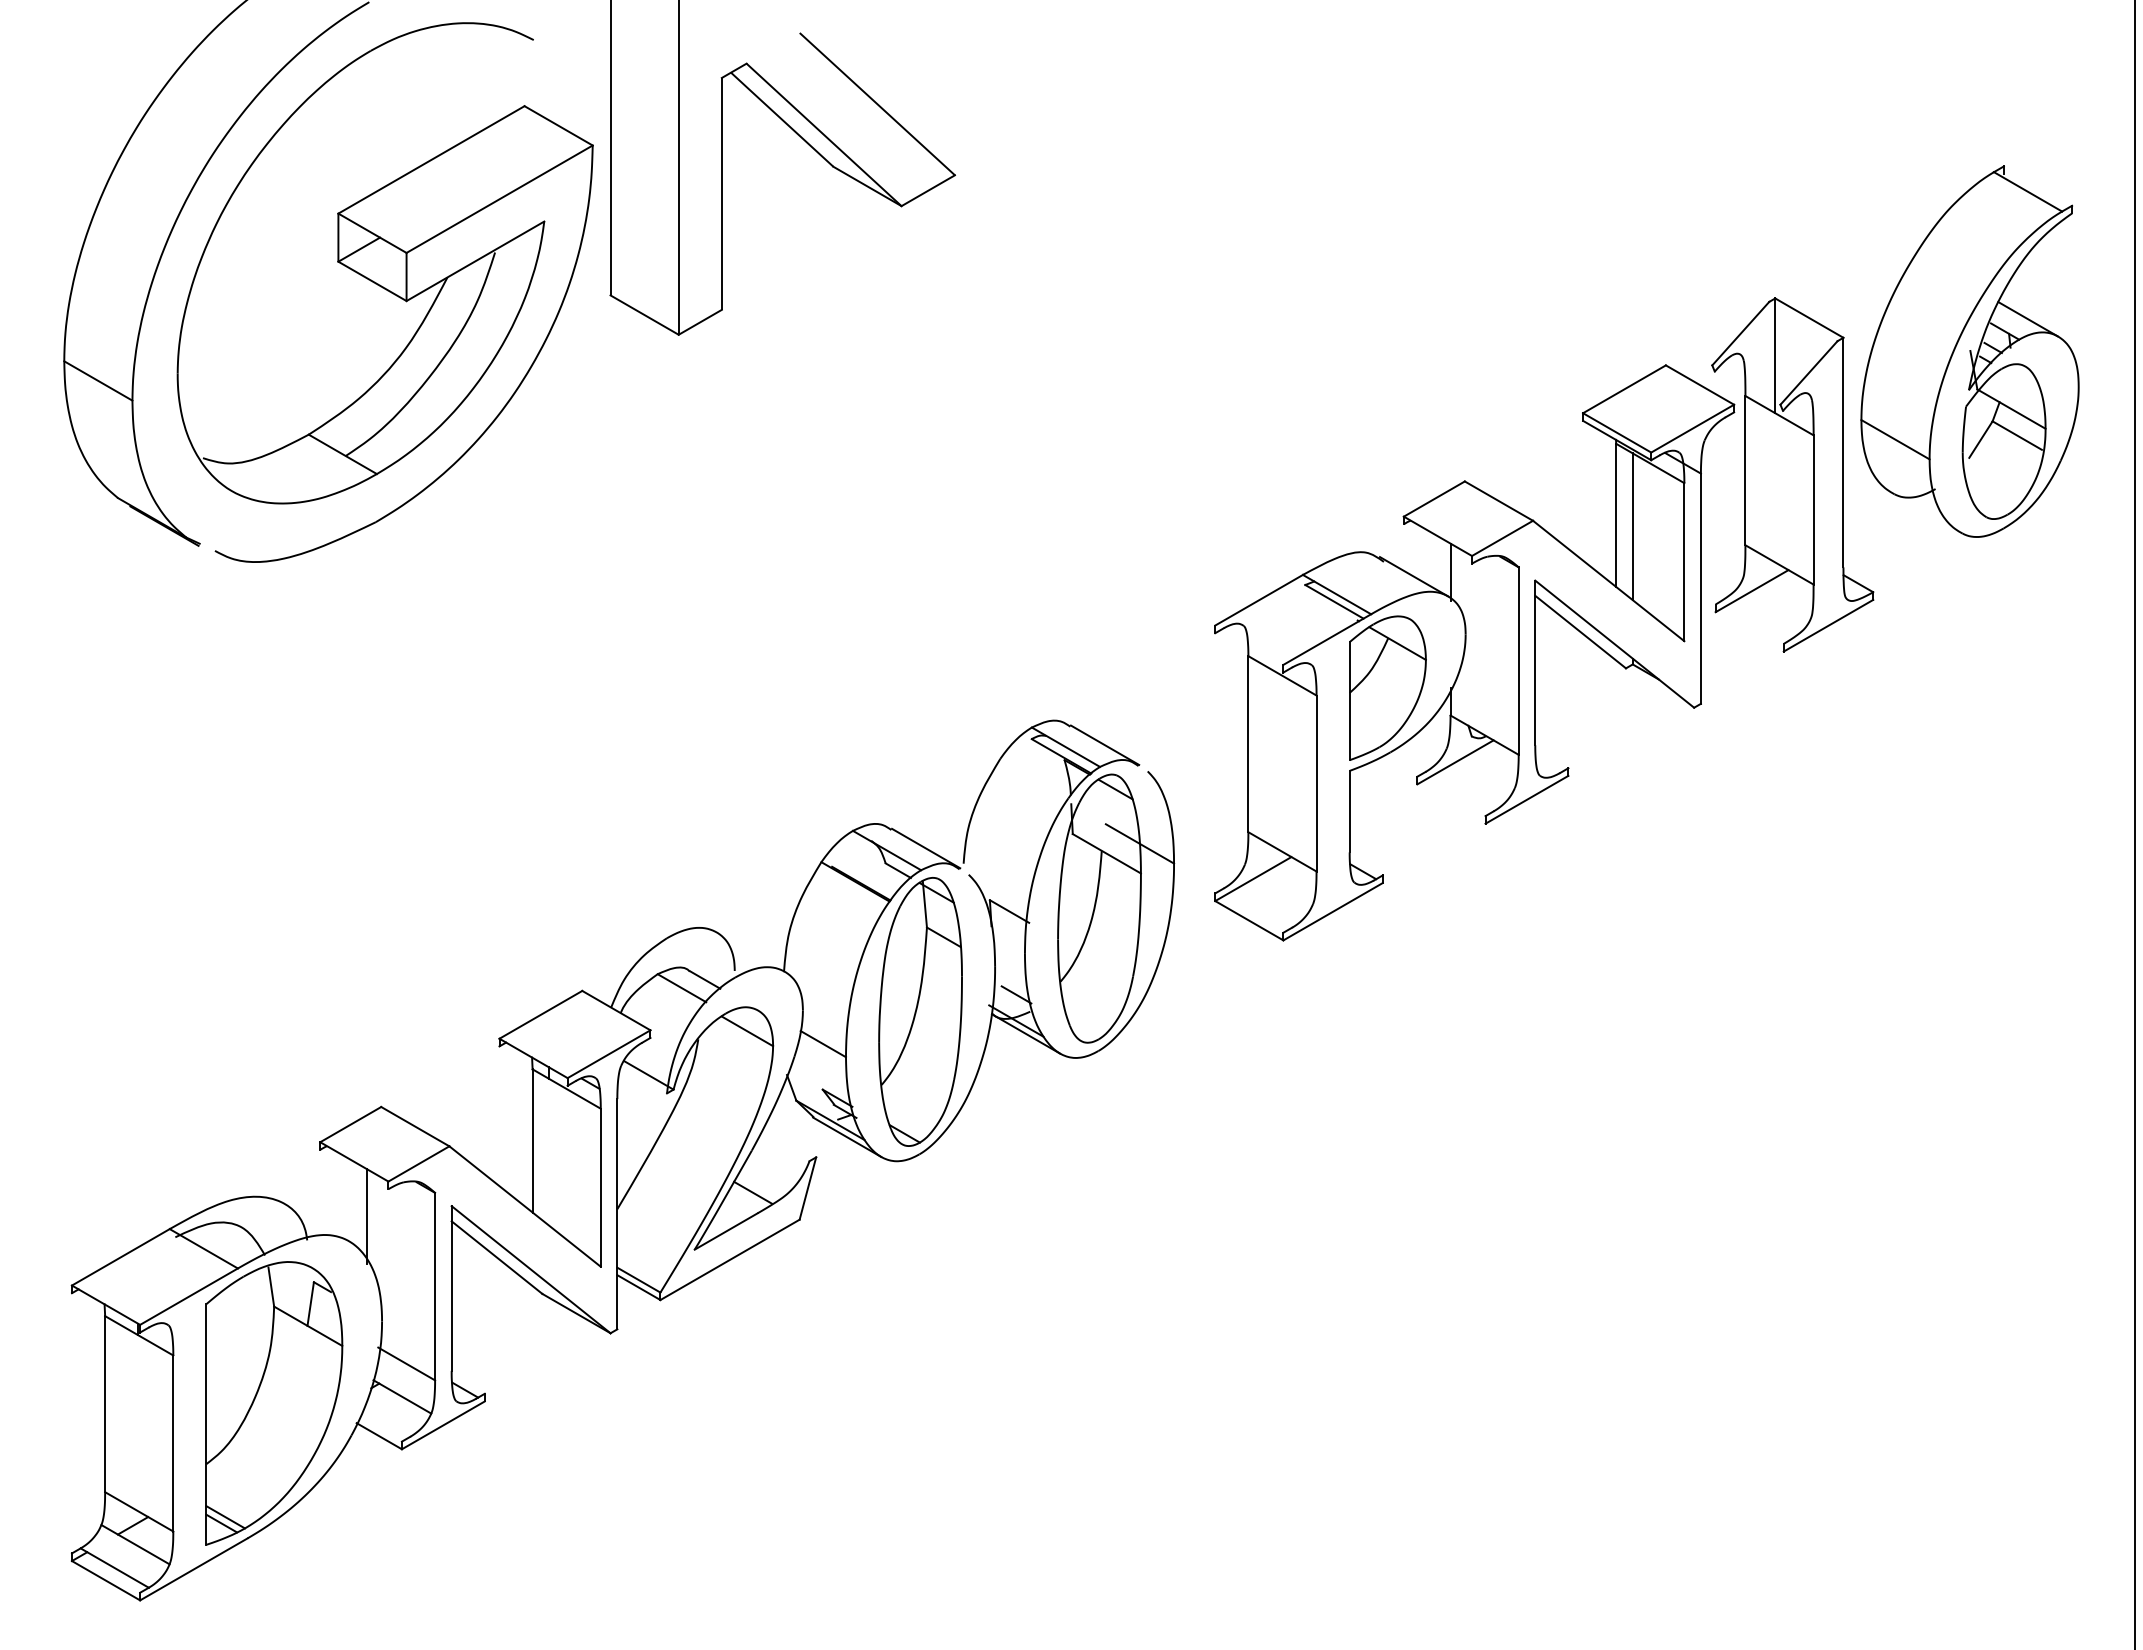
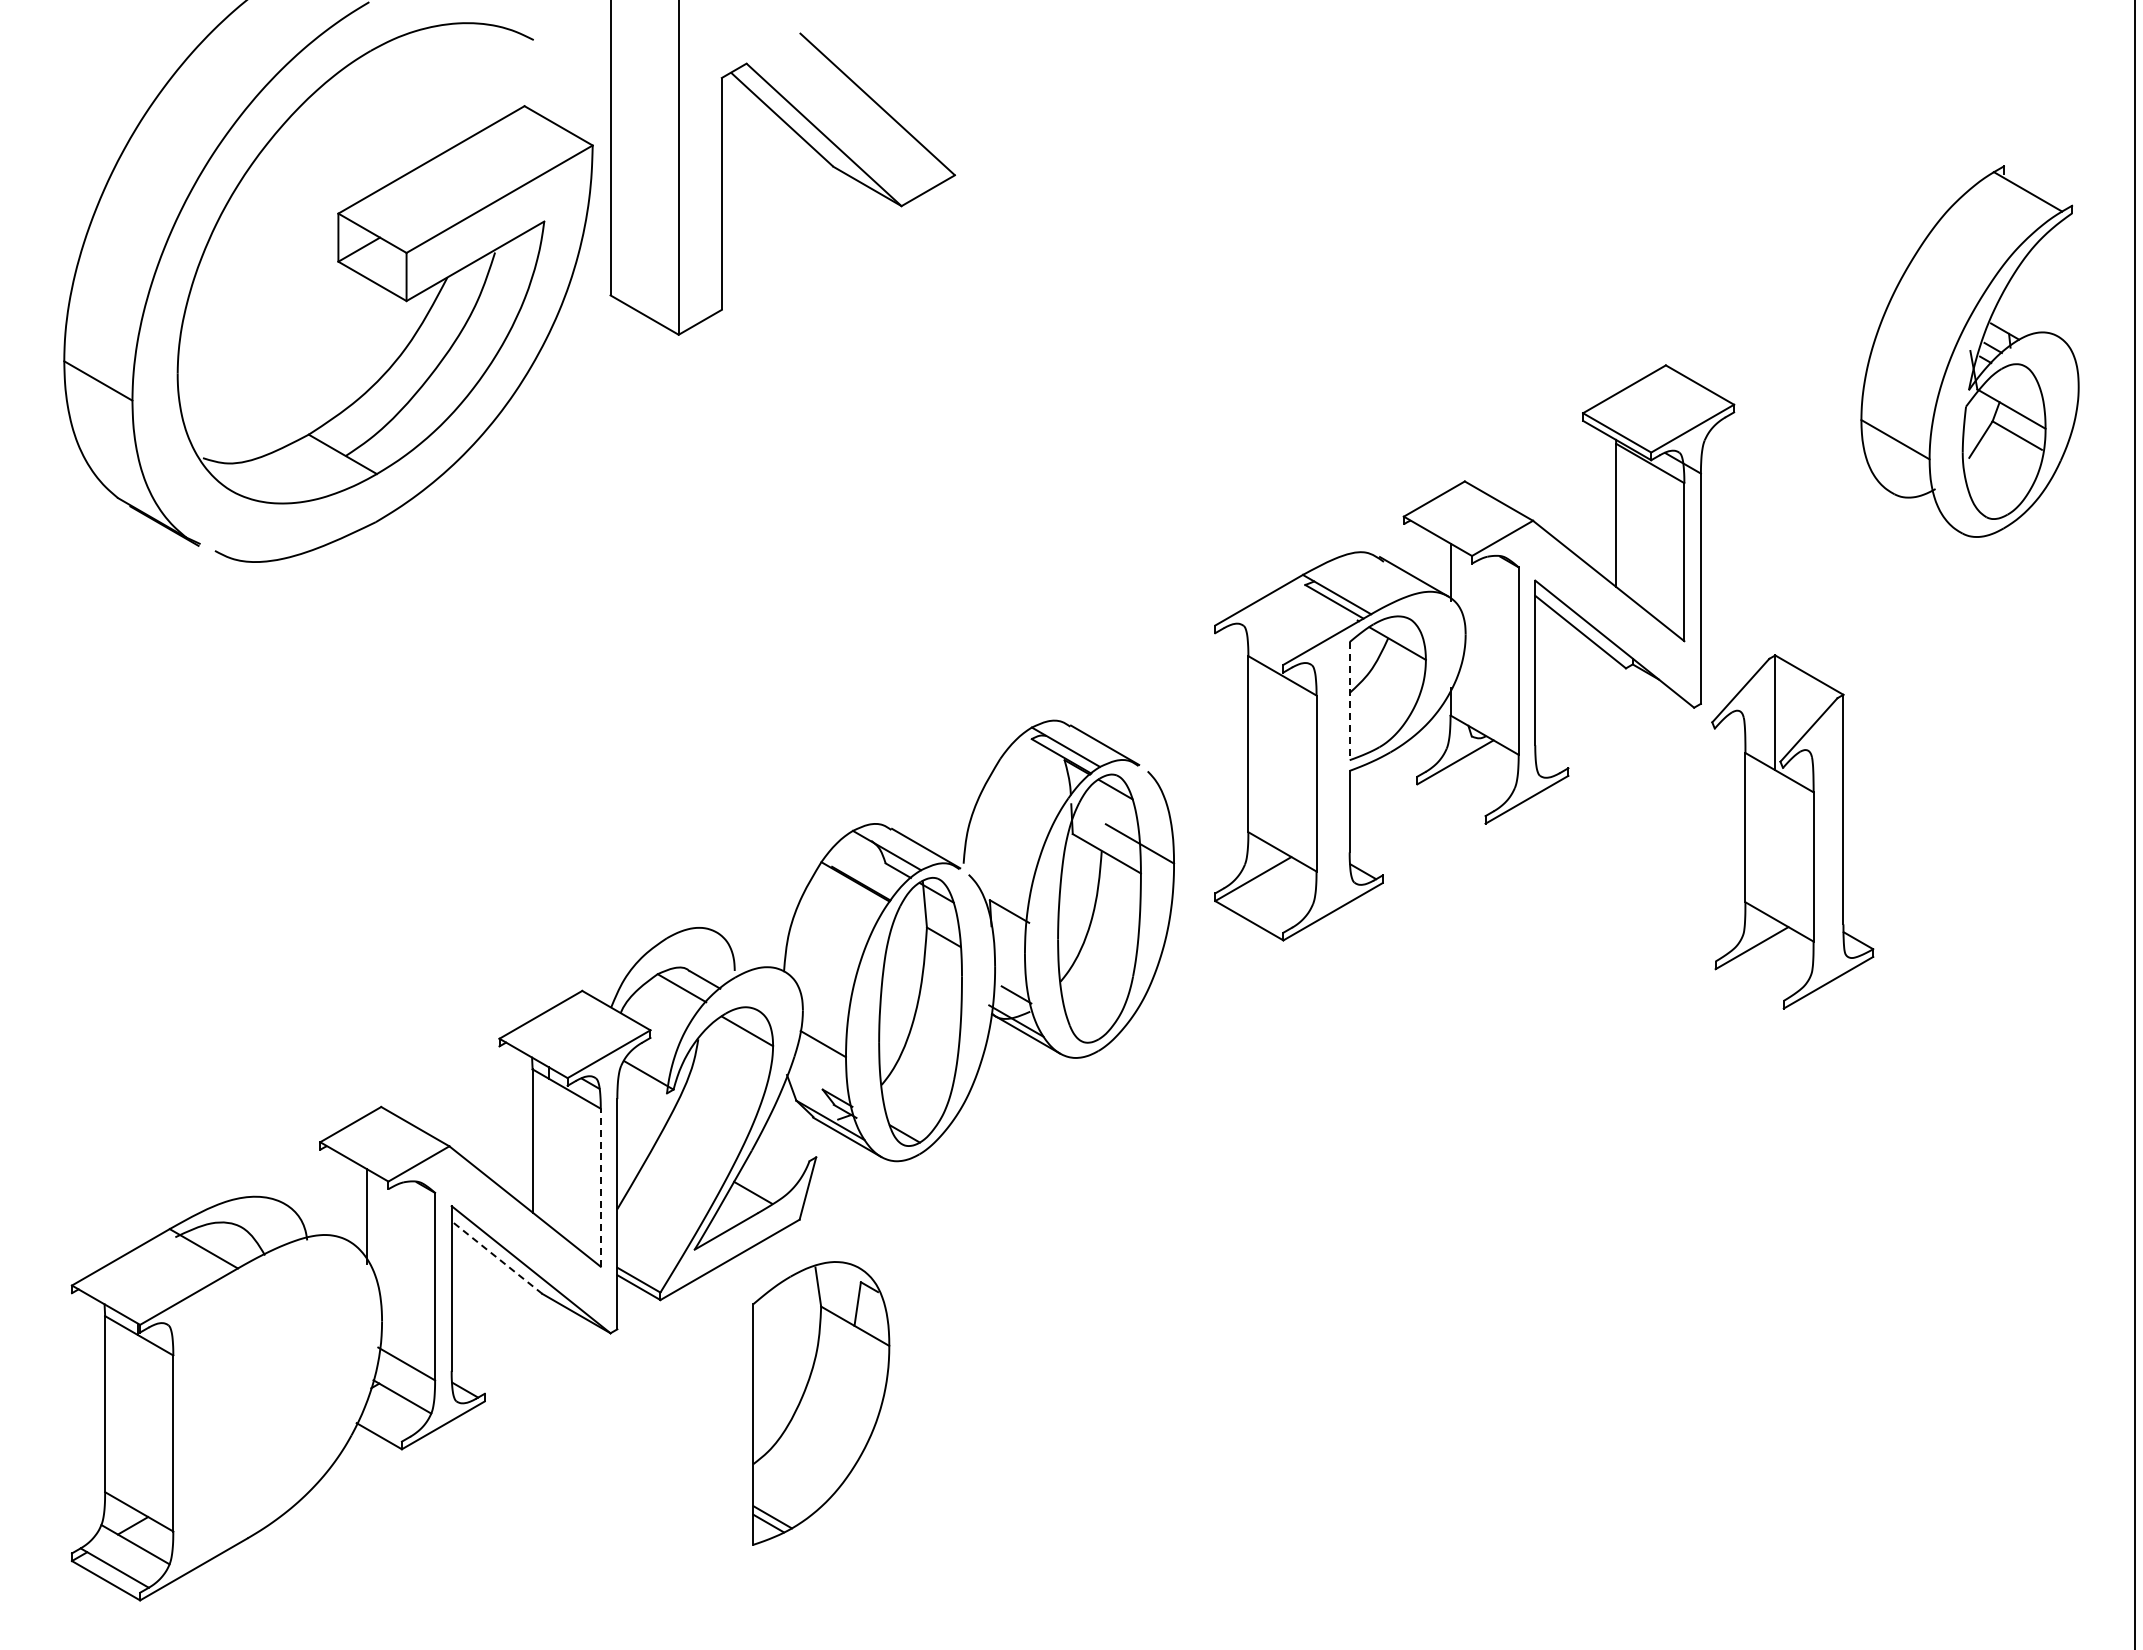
line: present -> none (2027, 319)
part position: (1792, 474) -> (1792, 831) (1792, 831)
line: present -> none (1632, 526)
line: solid -> dashed (1349, 701)
line: solid -> dashed (600, 1187)
line: solid -> dashed (496, 1257)
part position: (274, 1403) -> (821, 1403) (821, 1403)
